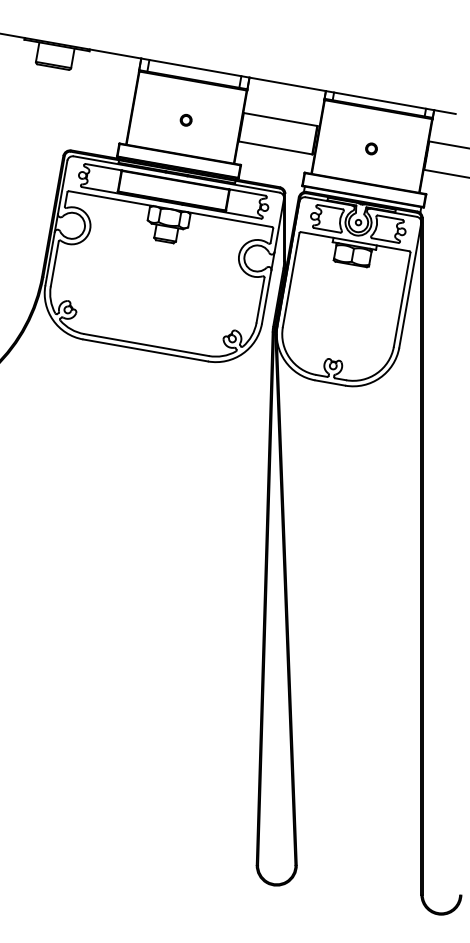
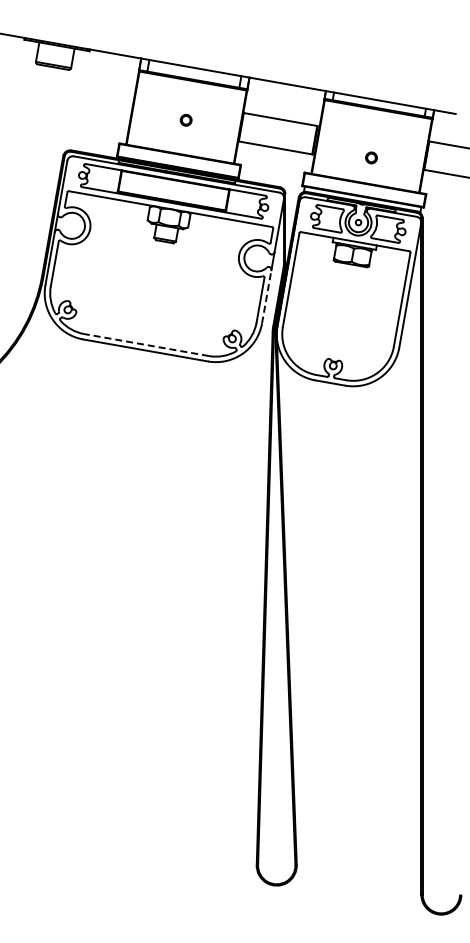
part position: (371, 148) -> (371, 157) (371, 157)
line: solid -> dashed (266, 296)
line: solid -> dashed (146, 344)
